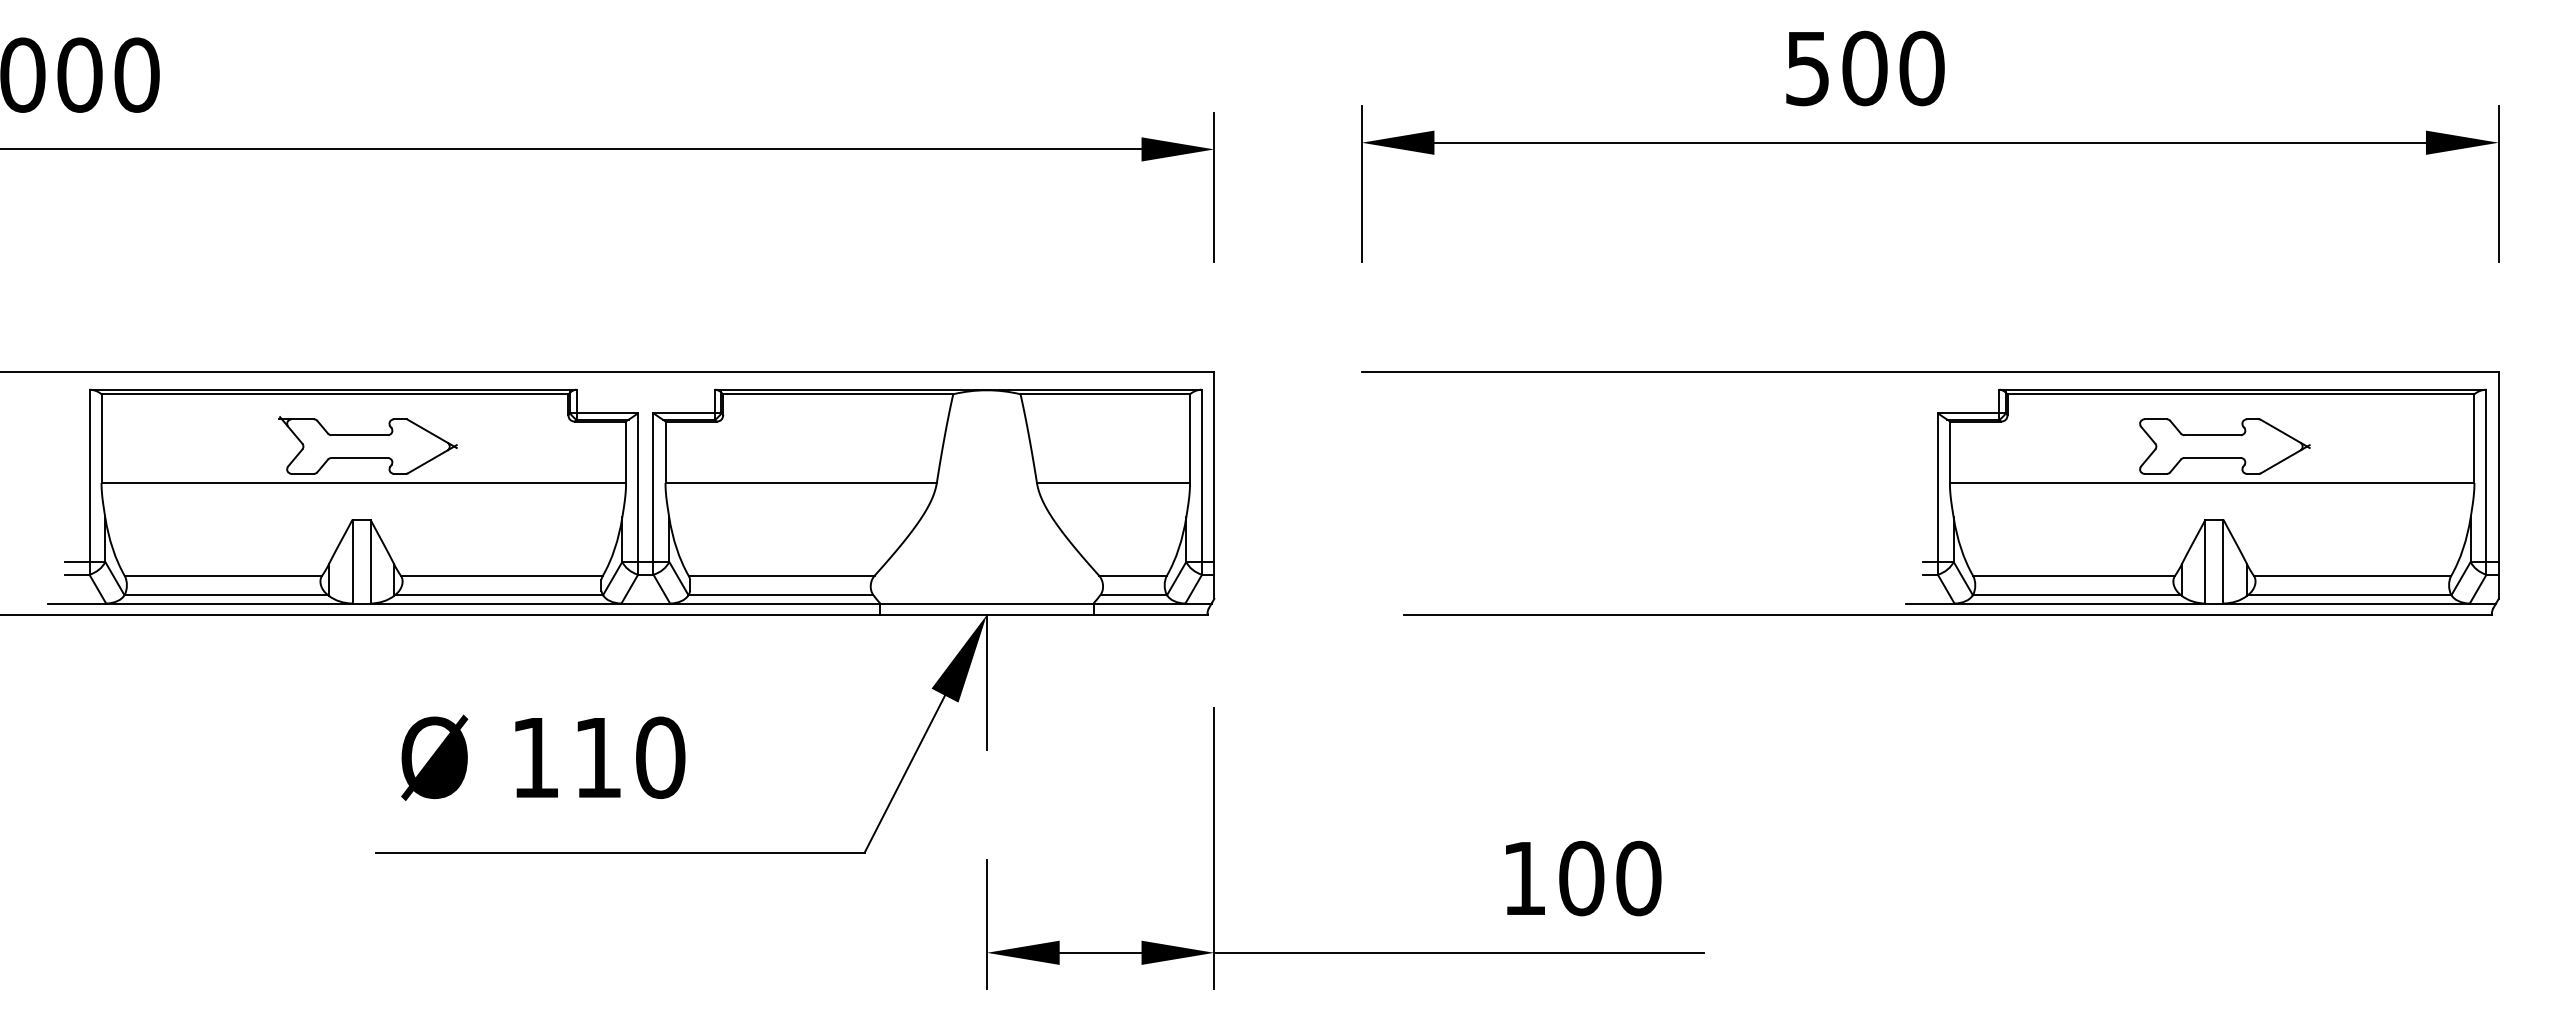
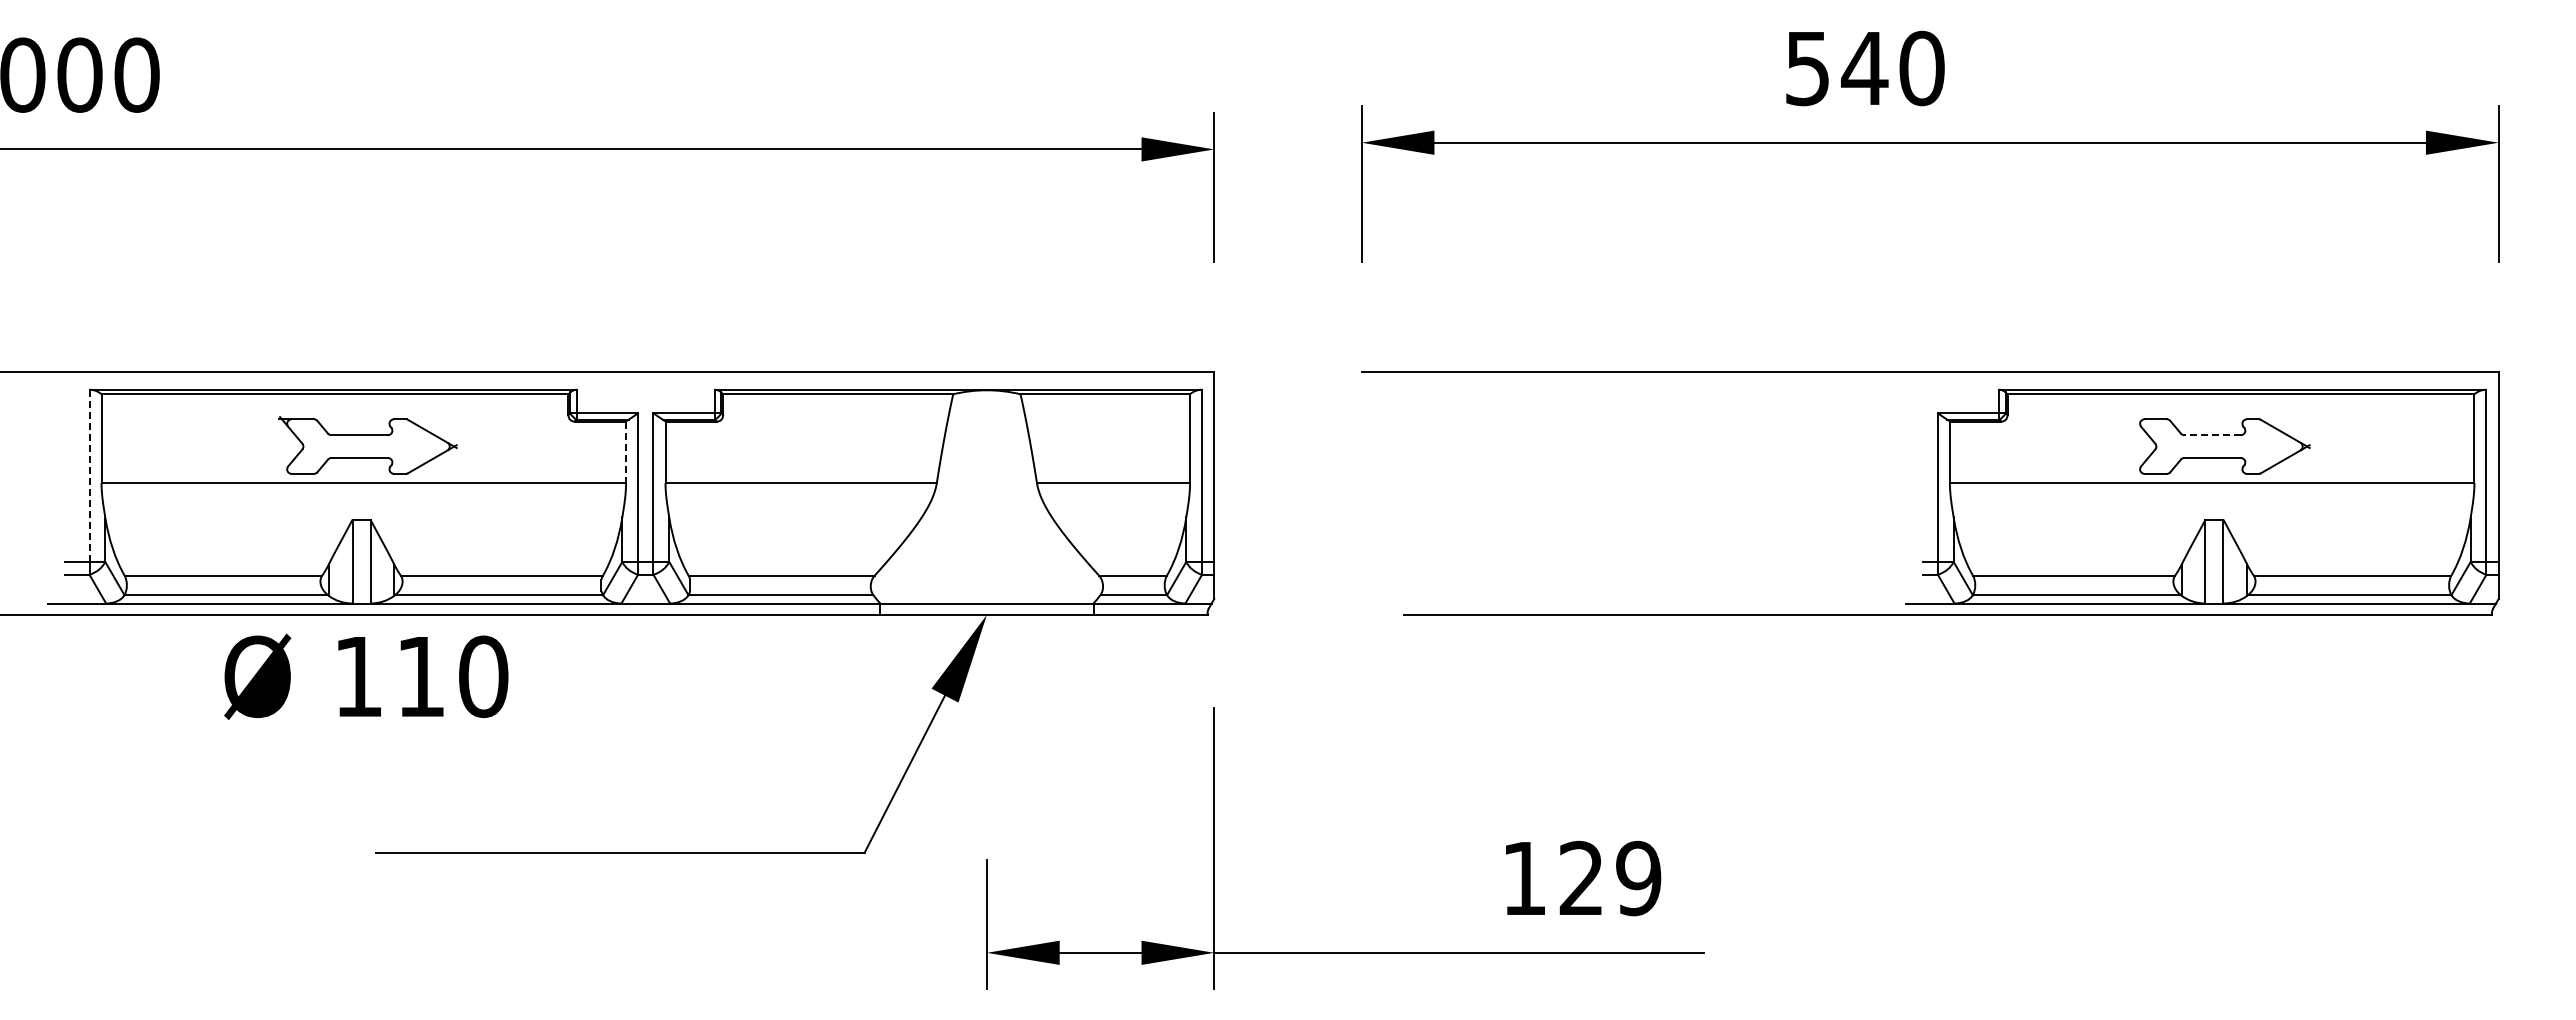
text: 500 -> 540 (1864, 68)
line: solid -> dashed (2212, 435)
line: solid -> dashed (626, 452)
line: solid -> dashed (89, 476)
line: present -> none (986, 682)
text position: (543, 757) -> (366, 676) (366, 676)
text: 100 -> 129 (1610, 878)
